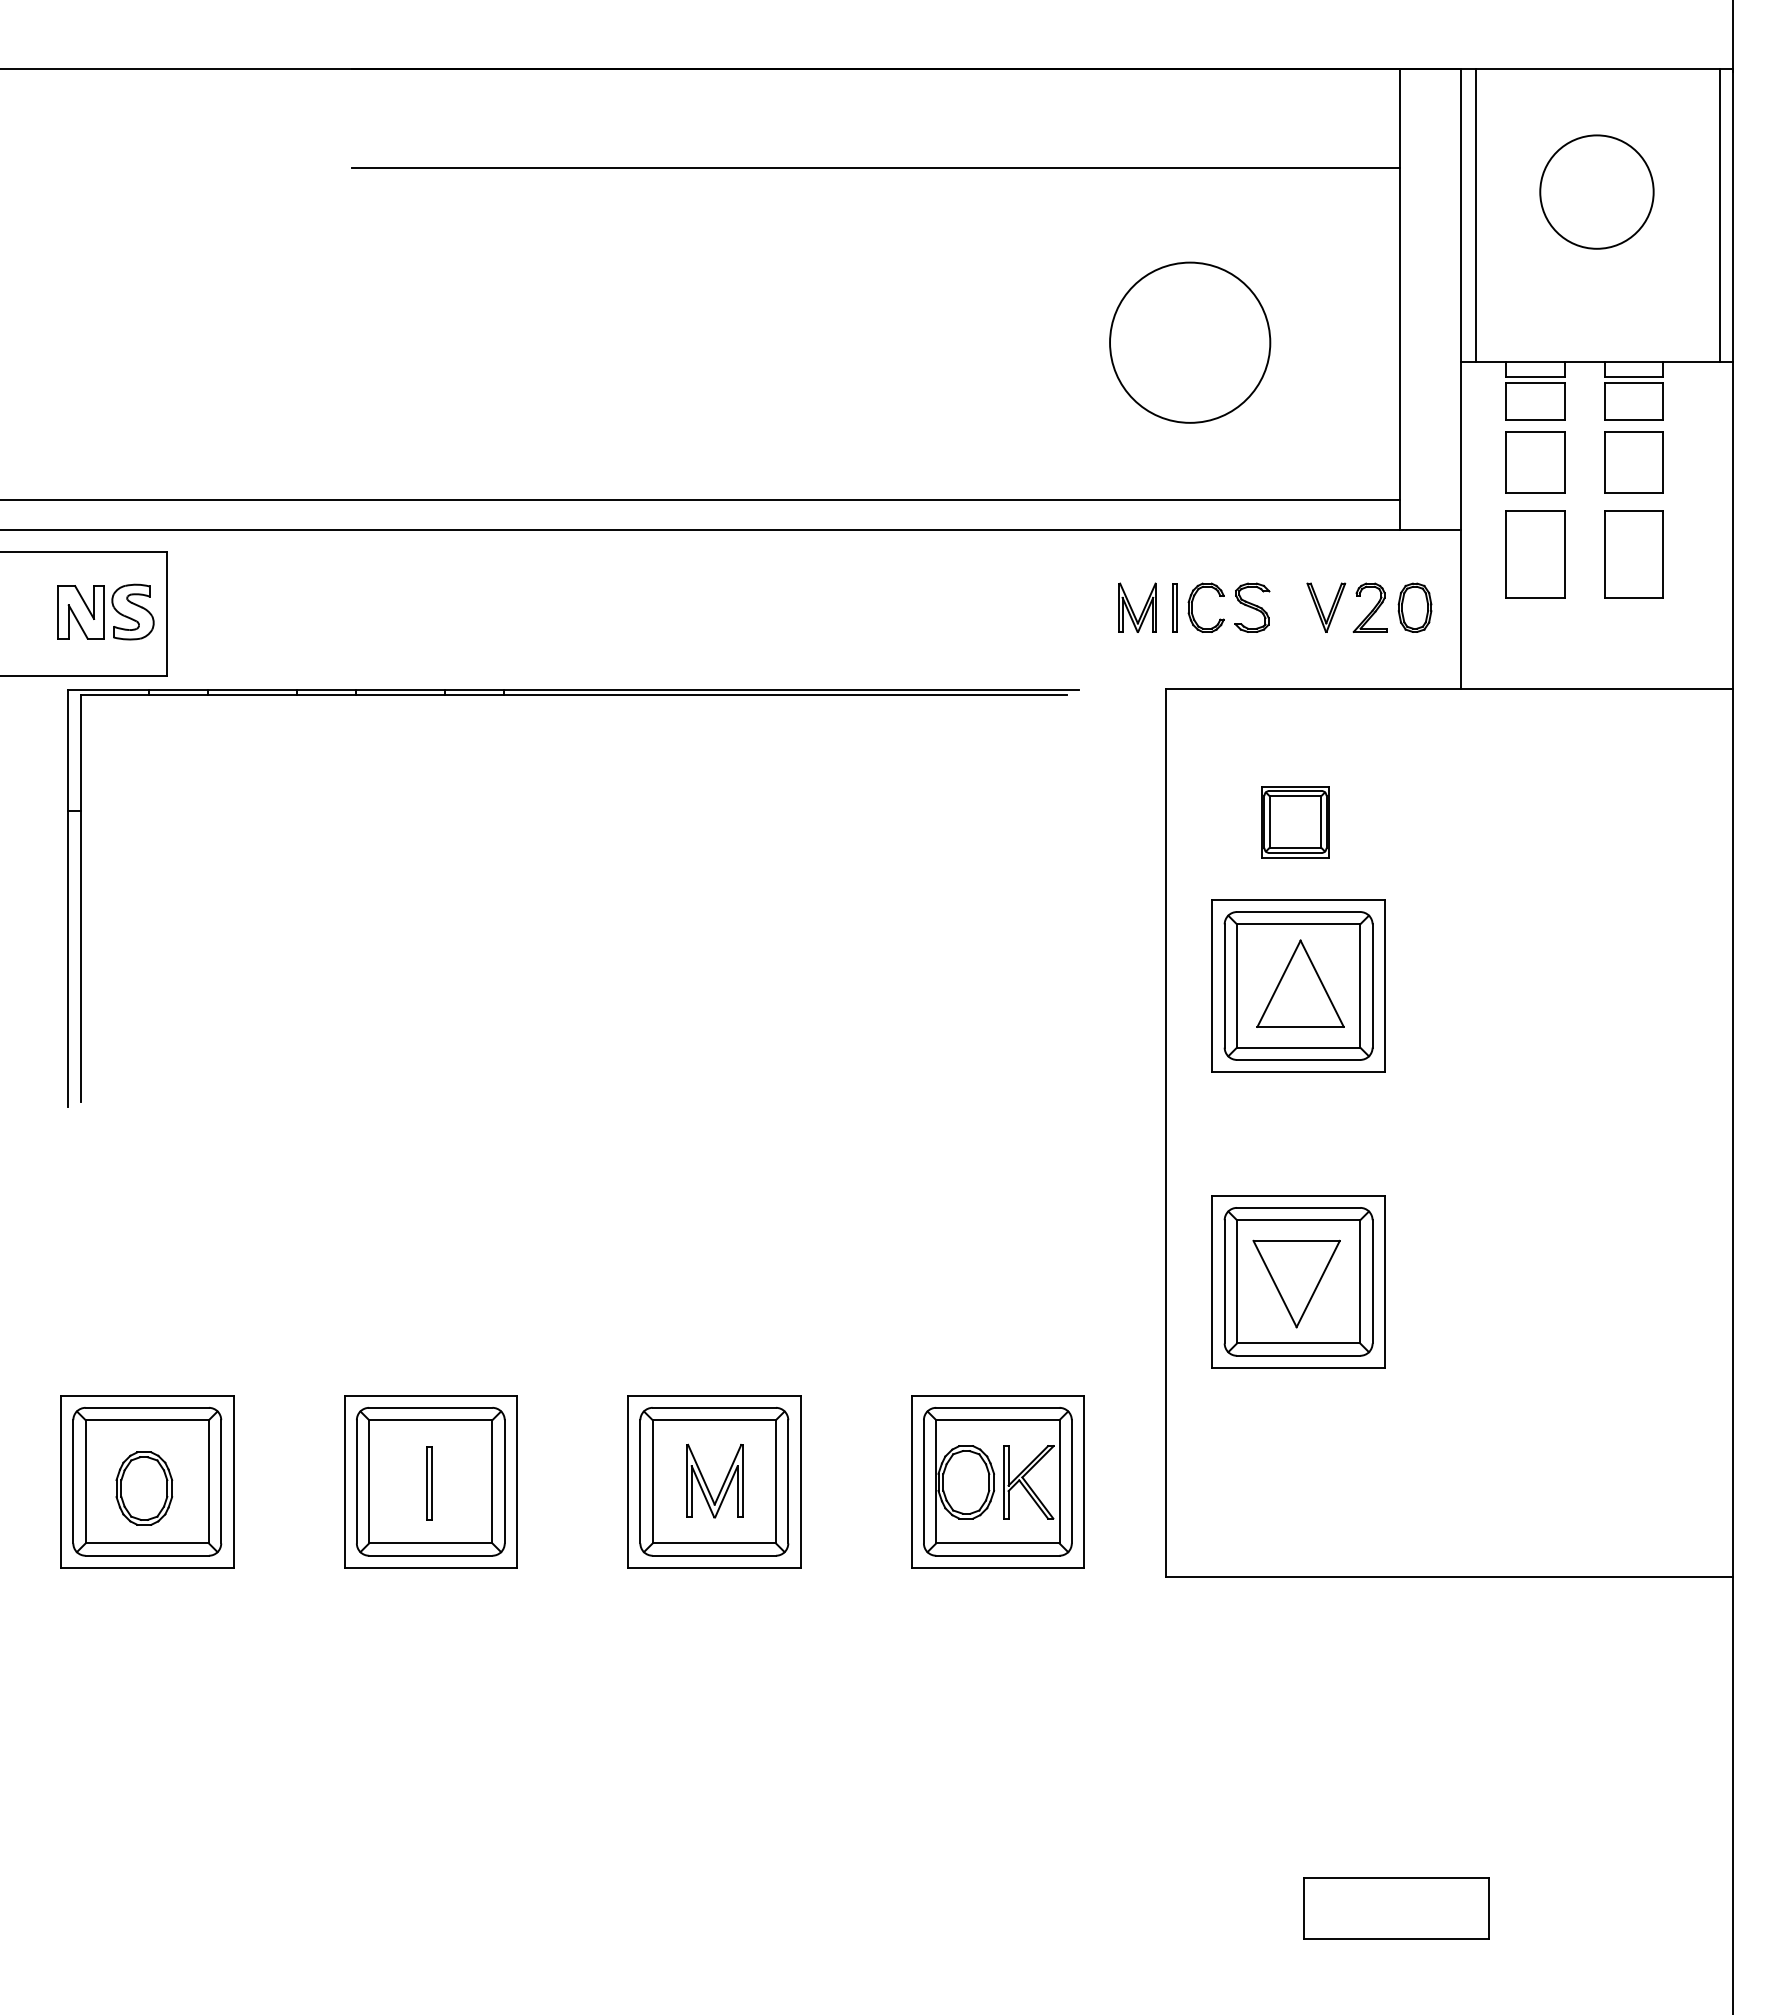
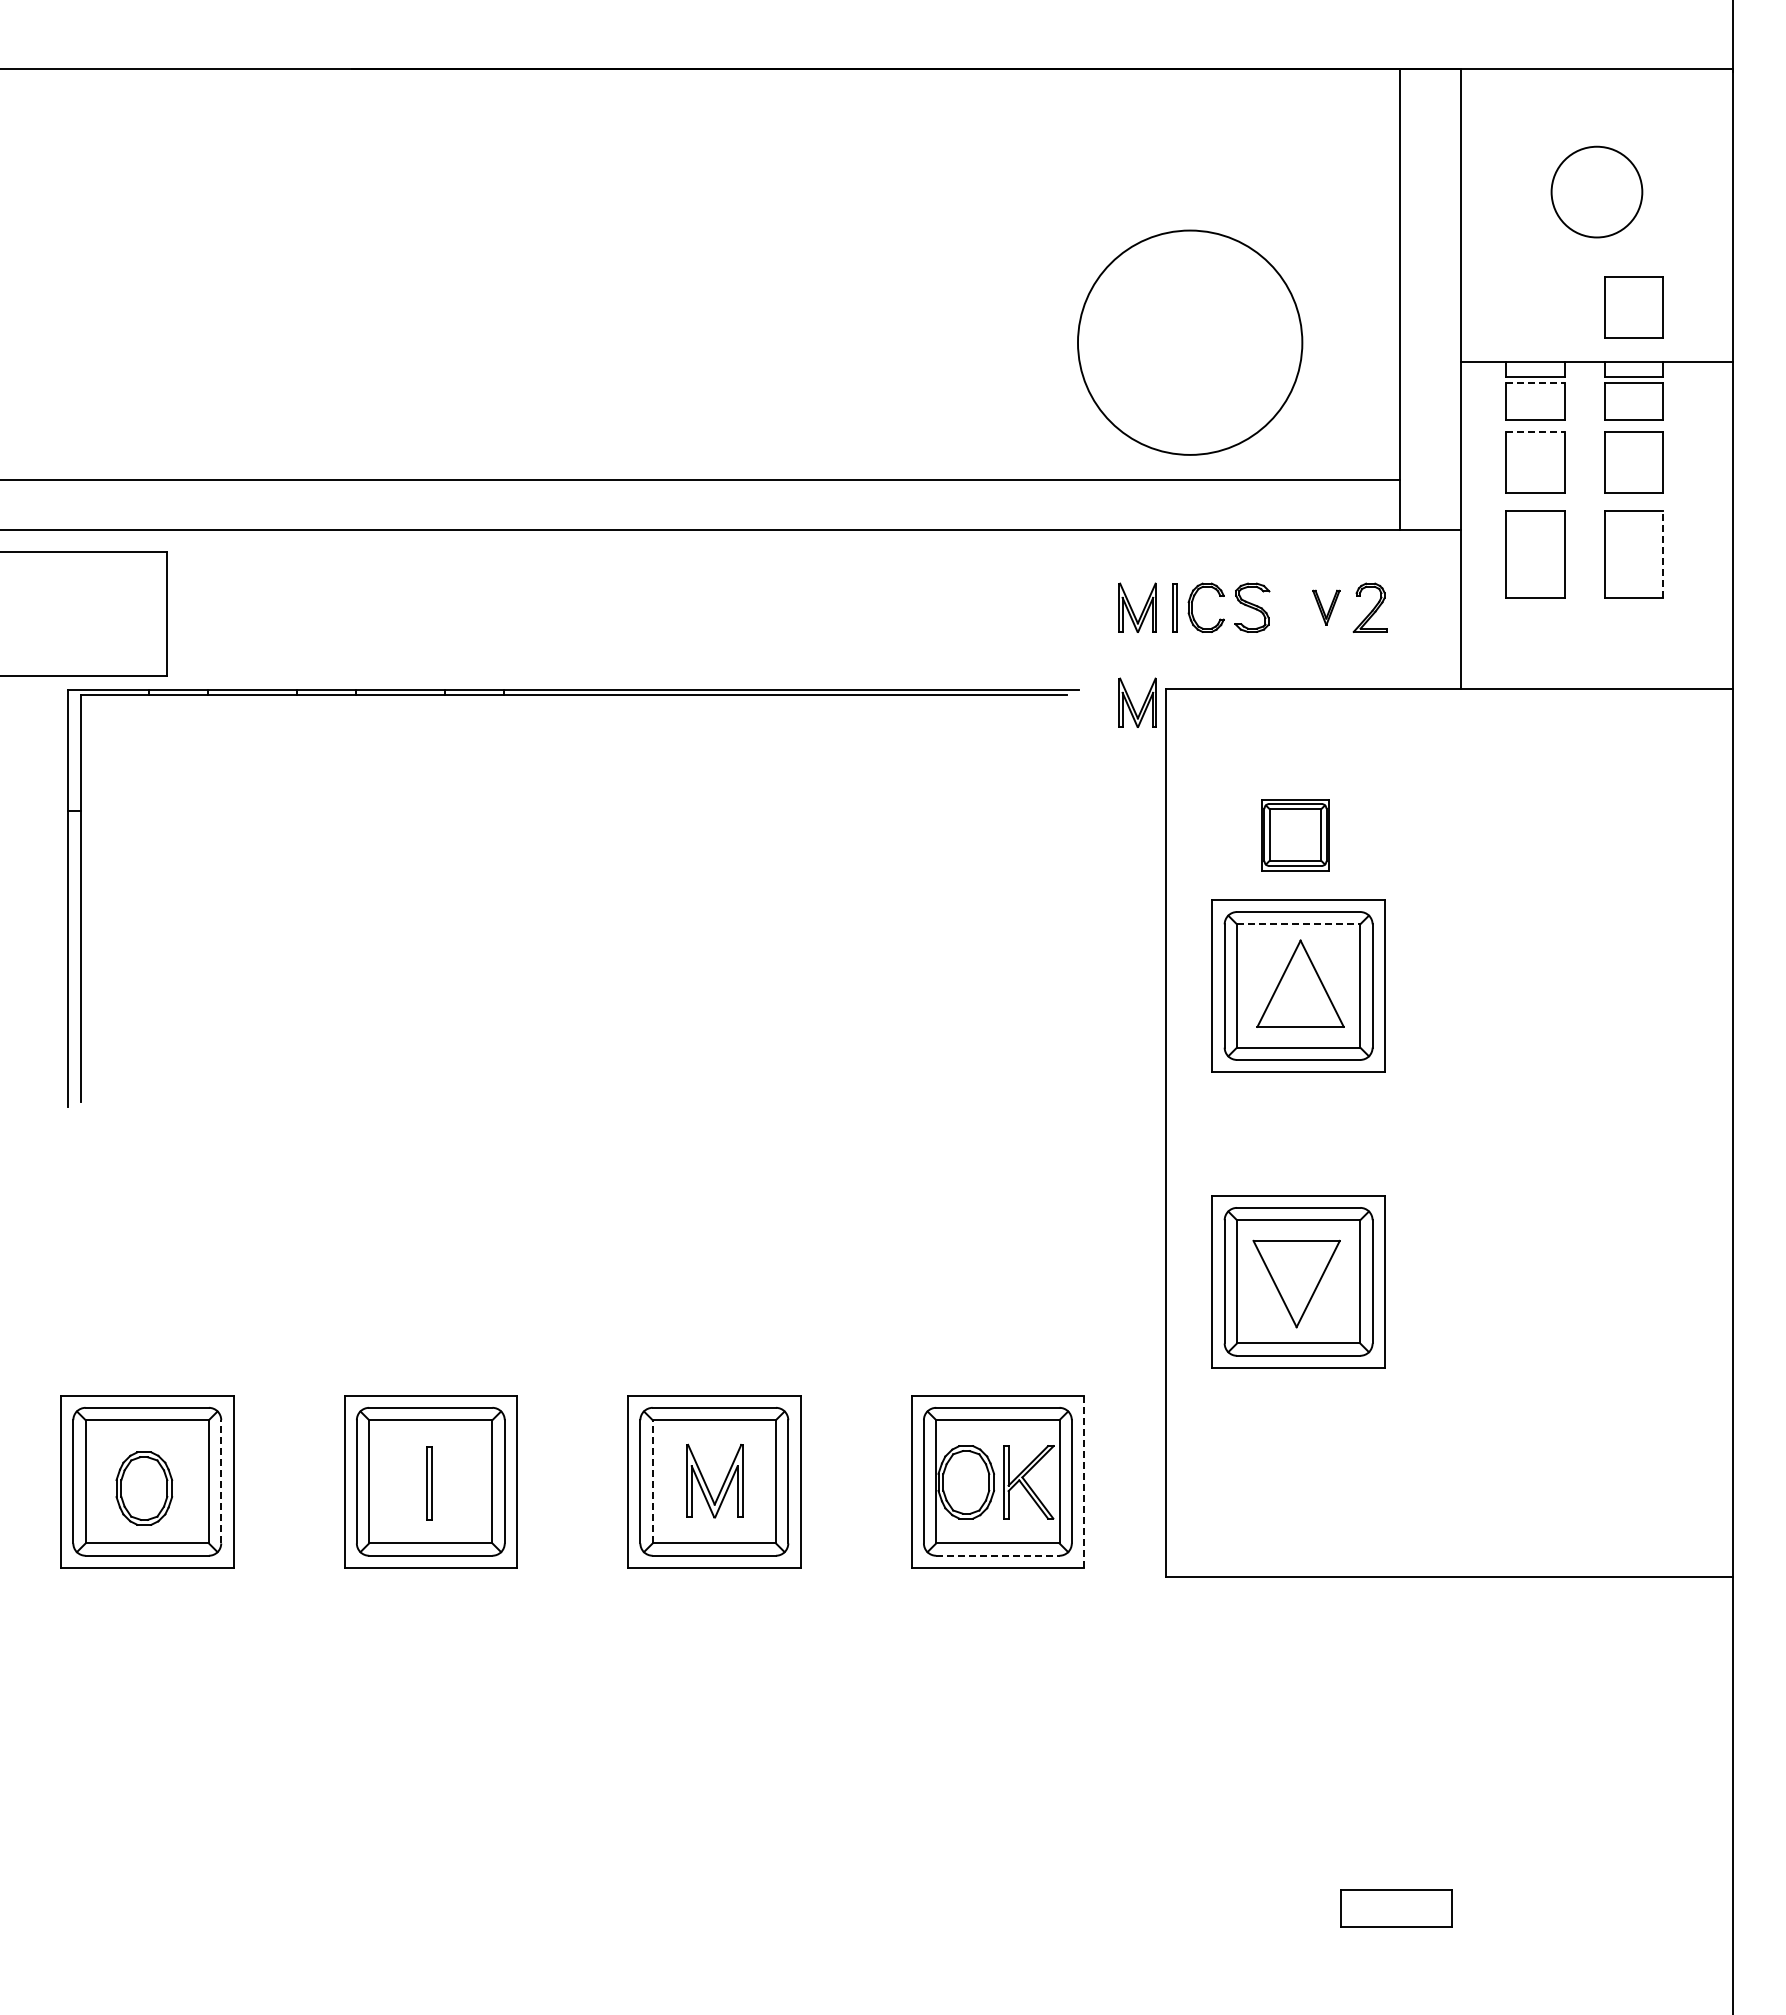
line: present -> none (875, 167)
circle diameter: 113 px -> 91 px (1596, 191)
line: present -> none (1476, 215)
line: present -> none (1720, 215)
part: none -> present (1633, 307)
circle diameter: 160 px -> 224 px (1189, 342)
line: solid -> dashed (1535, 382)
line: solid -> dashed (1535, 431)
line position: (700, 500) -> (700, 480) (700, 480)
line: solid -> dashed (1663, 554)
part size: 41x51 px -> 29x37 px (1326, 607)
part: present -> none (1414, 607)
part: present -> none (105, 611)
part: none -> present (1137, 702)
part position: (1295, 822) -> (1295, 835) (1295, 835)
line: solid -> dashed (1298, 924)
line: solid -> dashed (221, 1481)
line: solid -> dashed (652, 1481)
line: solid -> dashed (1084, 1481)
line: solid -> dashed (997, 1555)
part size: 187x63 px -> 113x39 px (1396, 1908)
